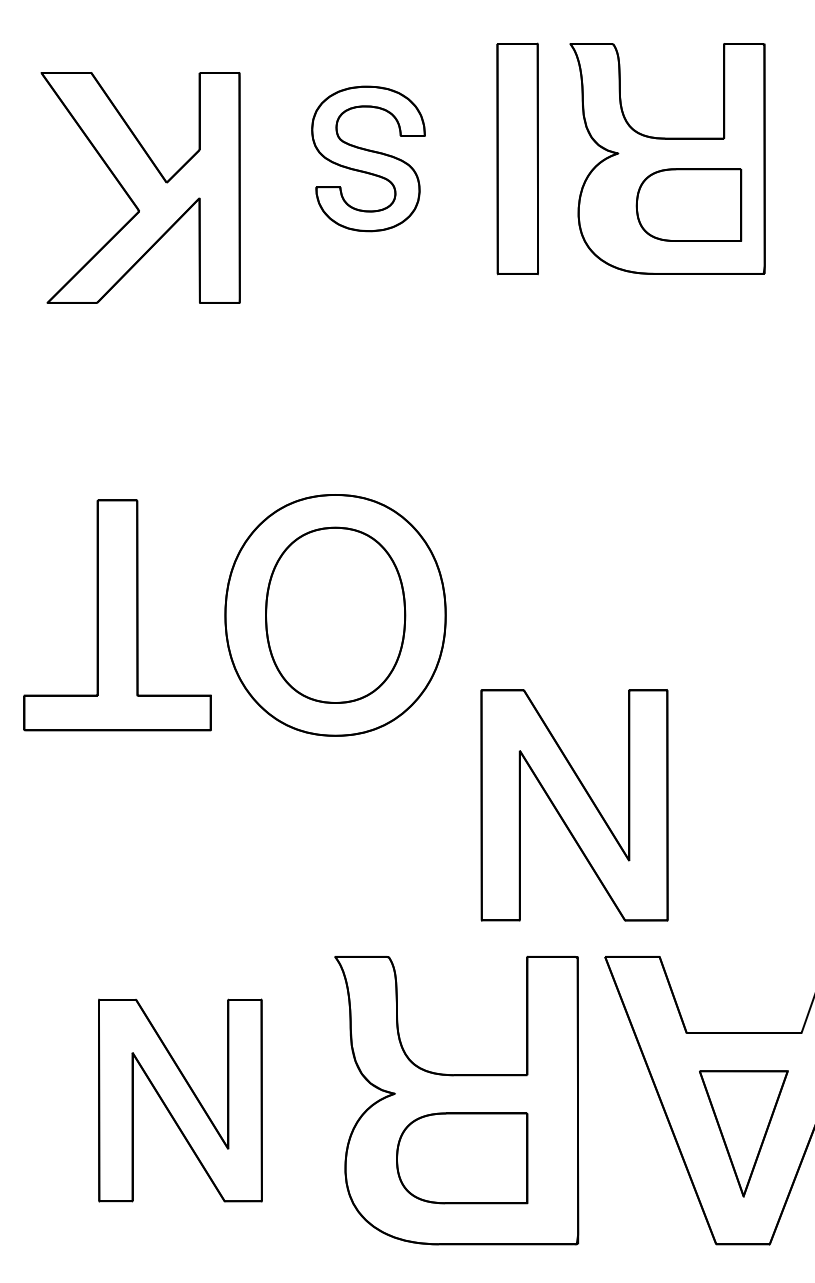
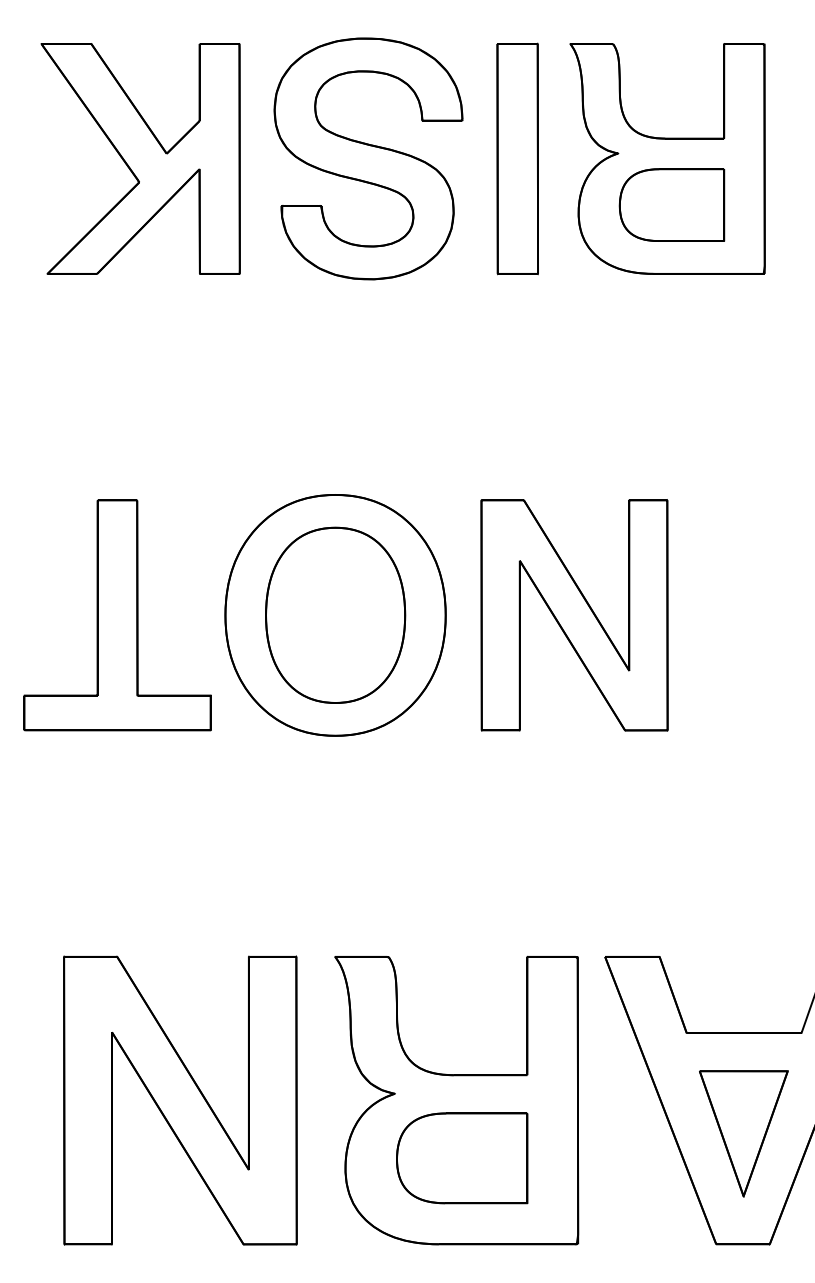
part size: 115x148 px -> 191x244 px (368, 158)
part position: (140, 187) -> (140, 158) (140, 158)
part position: (688, 204) -> (671, 204) (671, 204)
part position: (574, 805) -> (574, 615) (574, 615)
part size: 165x205 px -> 235x291 px (180, 1100)
